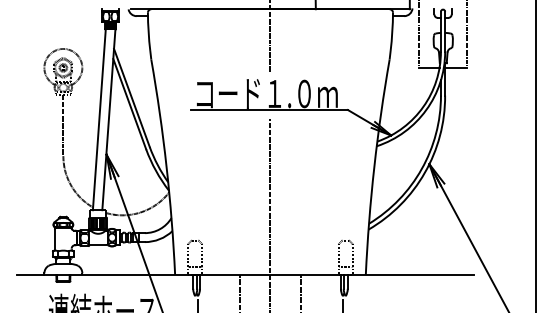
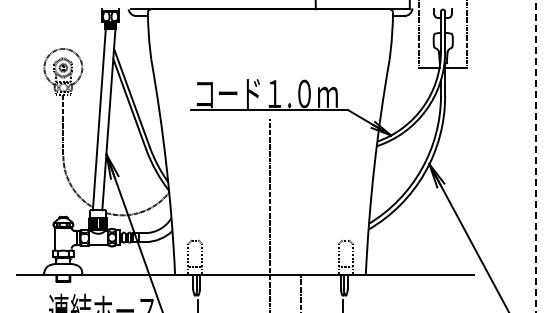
line: present -> none (270, 37)
line: solid -> dashed (536, 156)
line: present -> none (239, 292)
